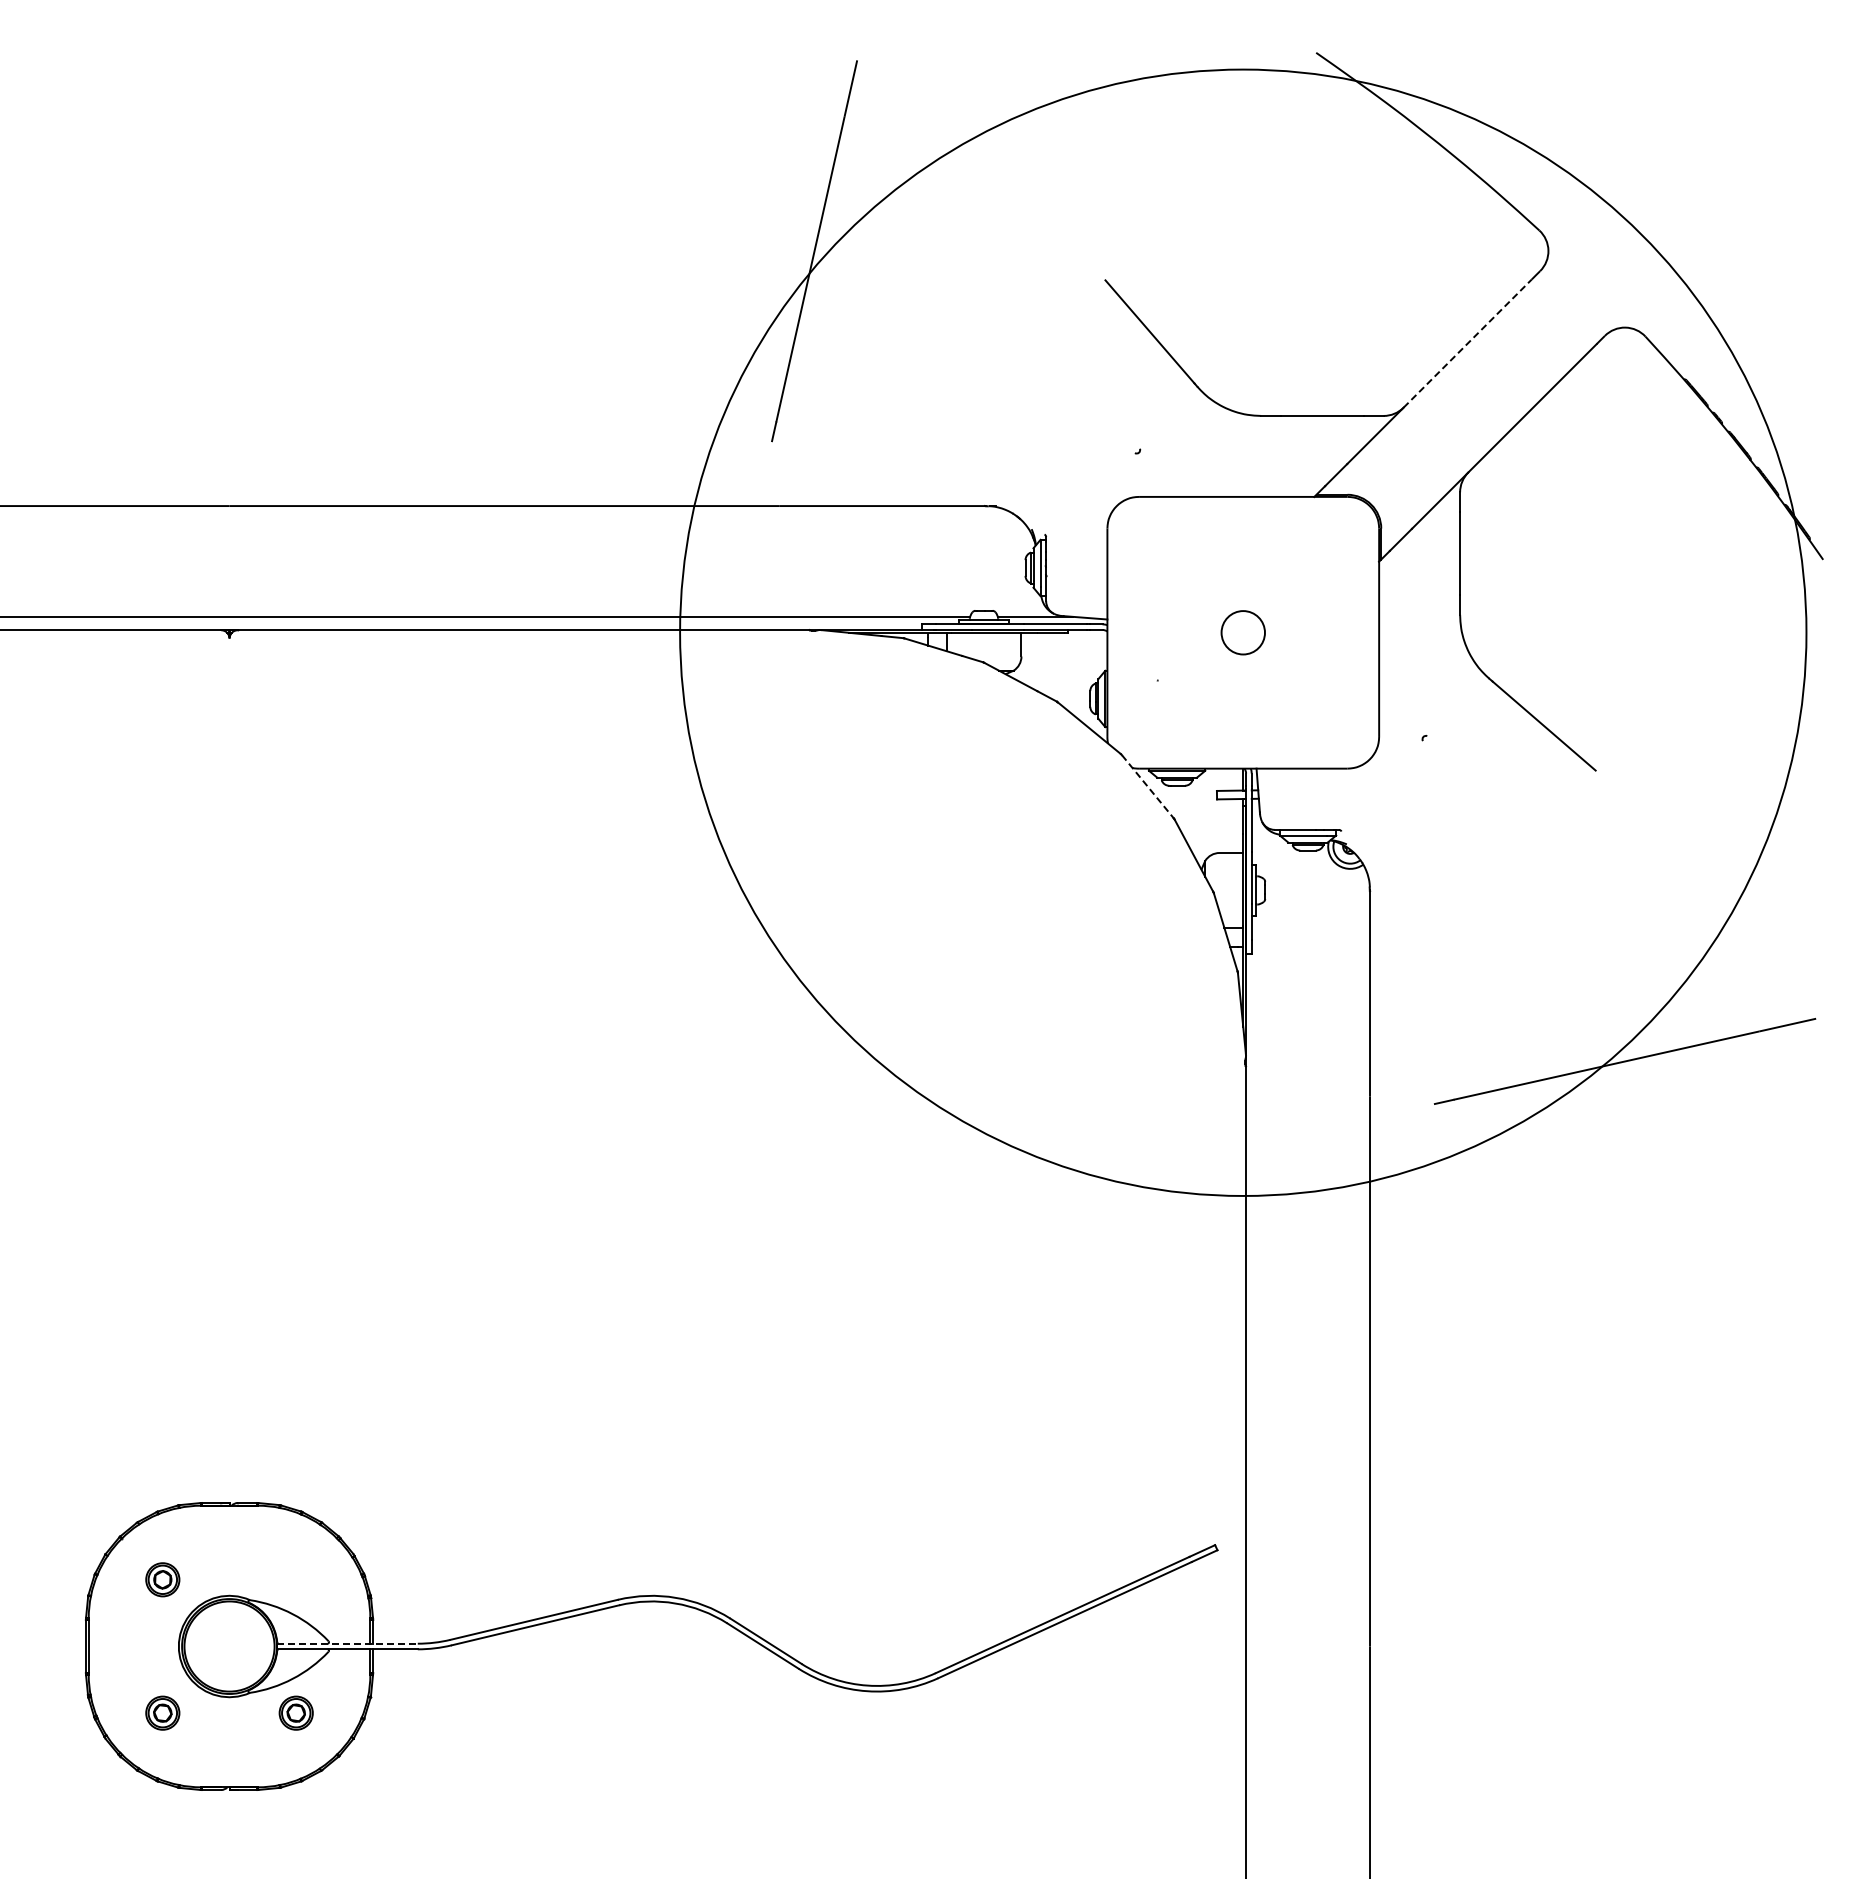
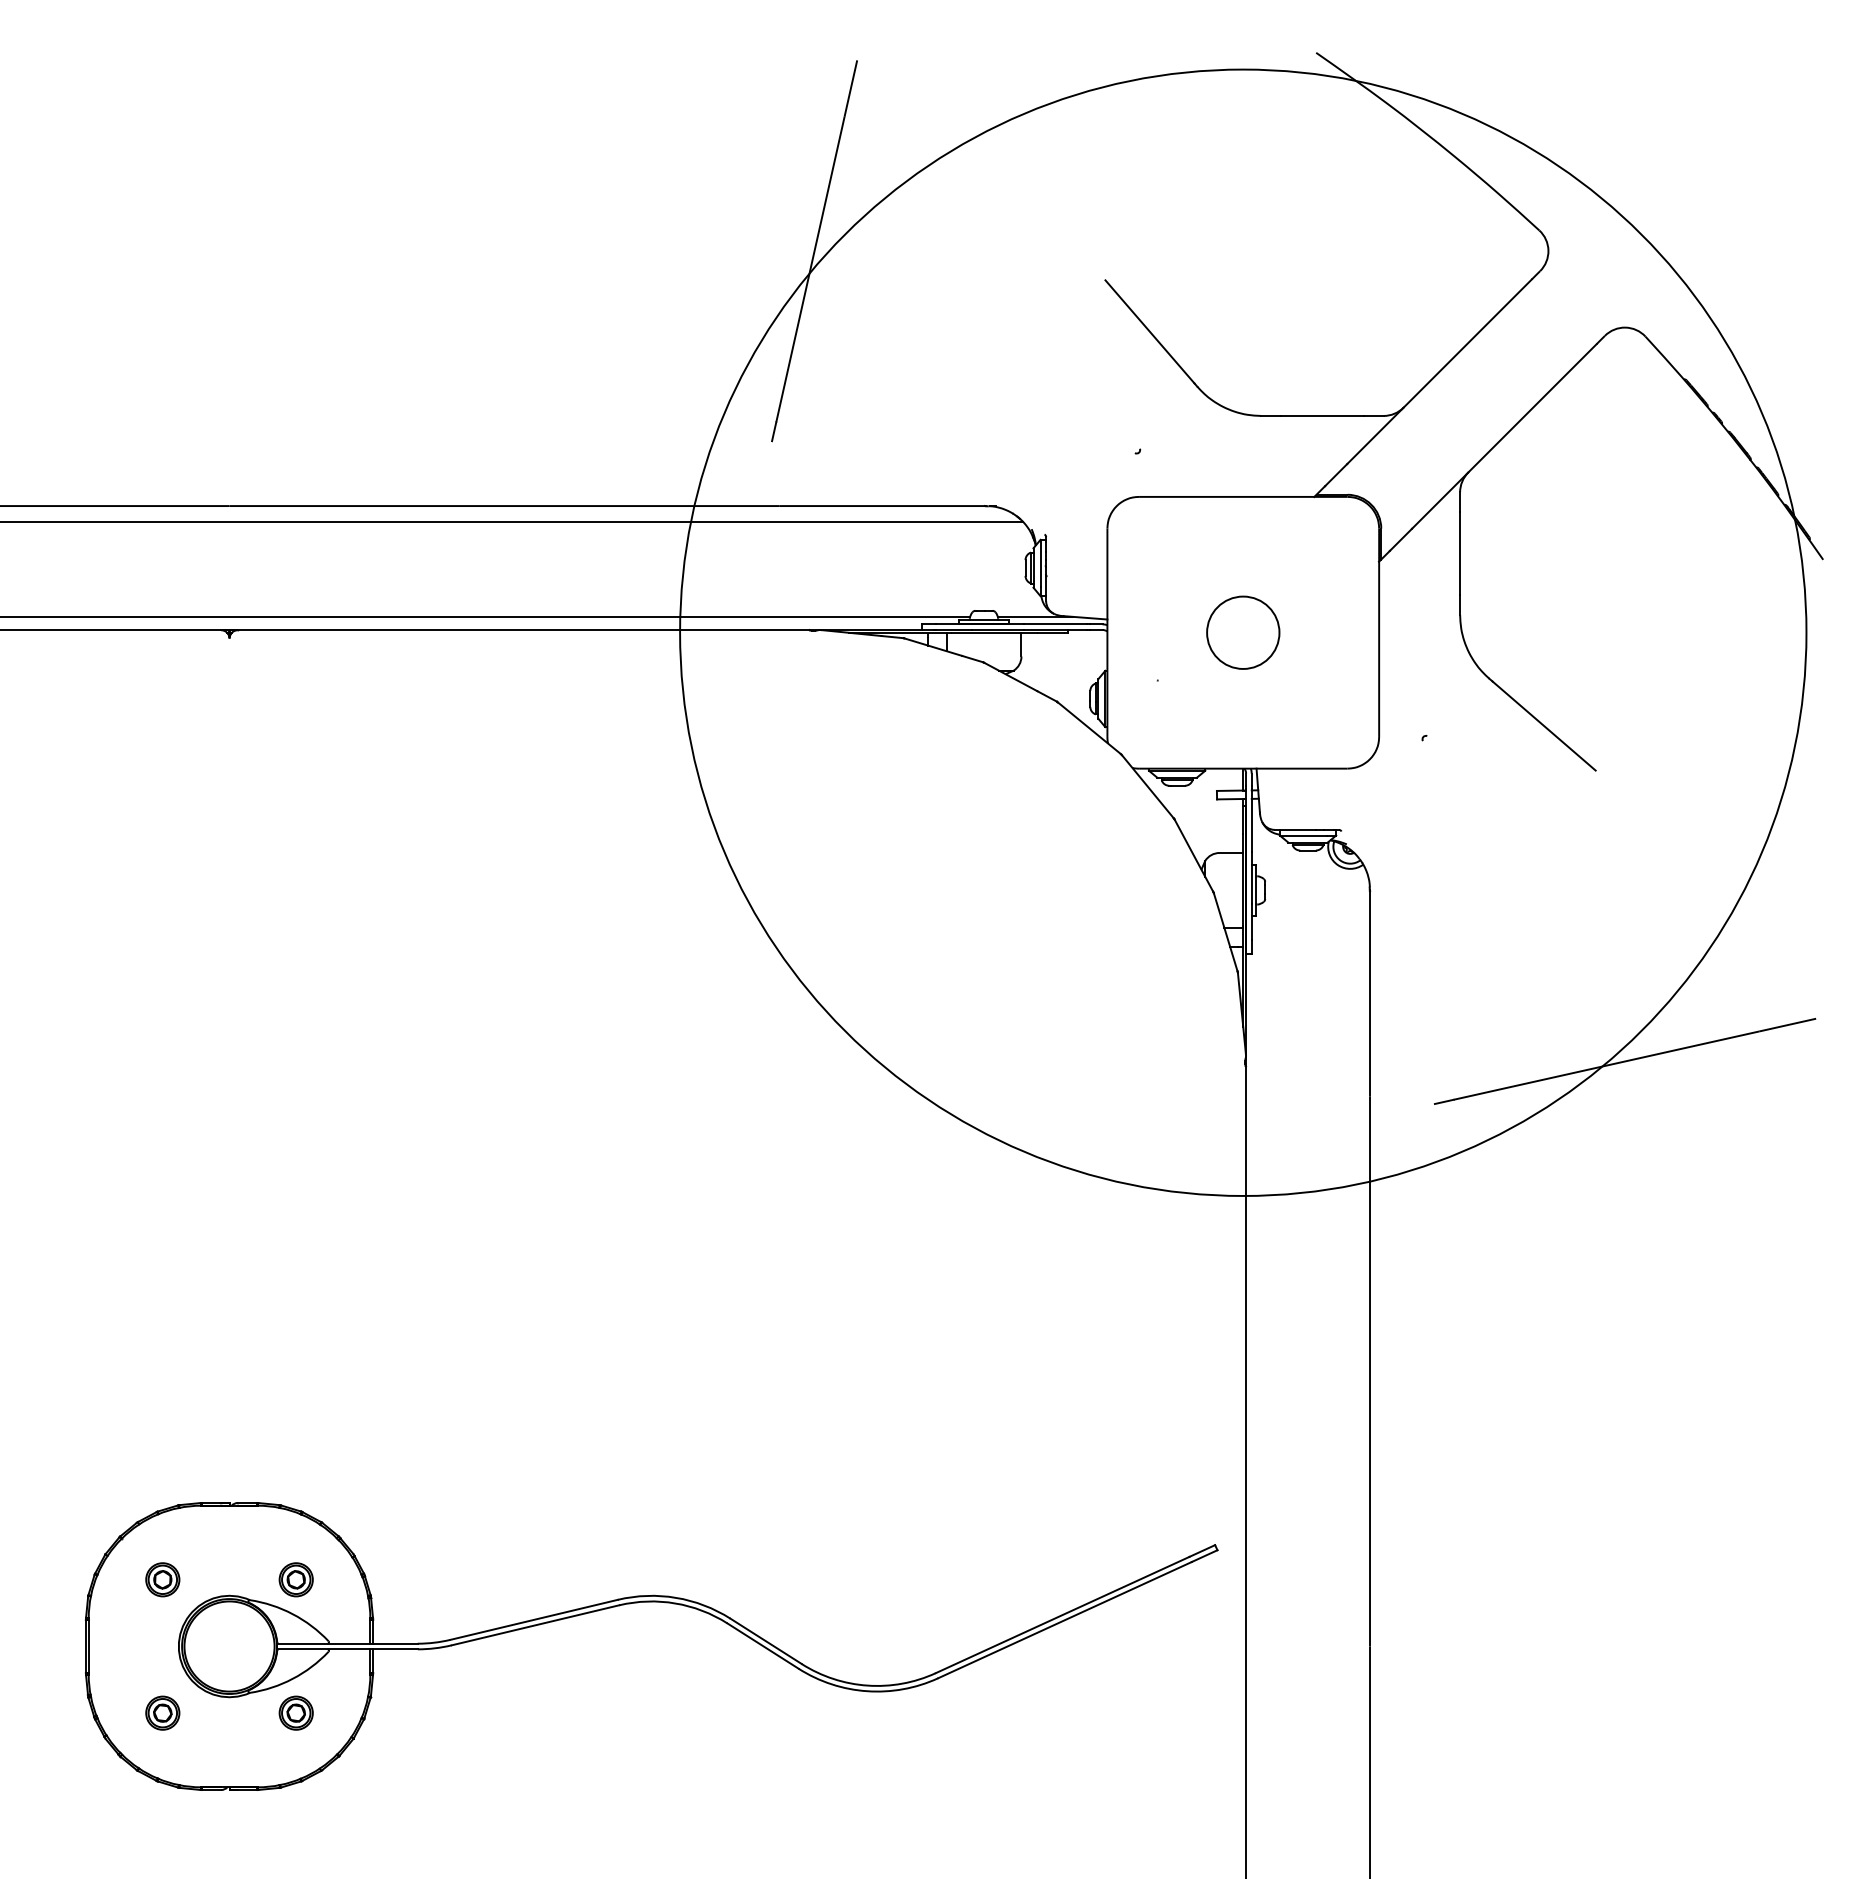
line: dashed -> solid (1467, 343)
line: none -> present (512, 521)
circle diameter: 43 px -> 72 px (1243, 632)
line: dashed -> solid (1148, 787)
part: none -> present (295, 1579)
line: dashed -> solid (347, 1643)
